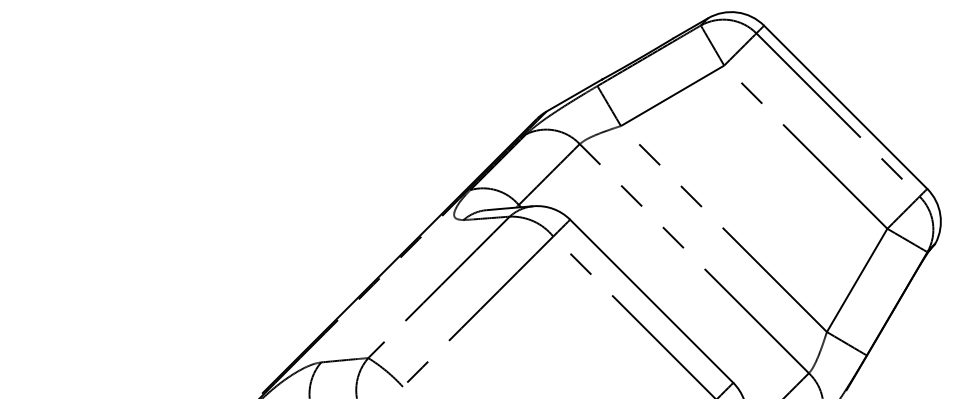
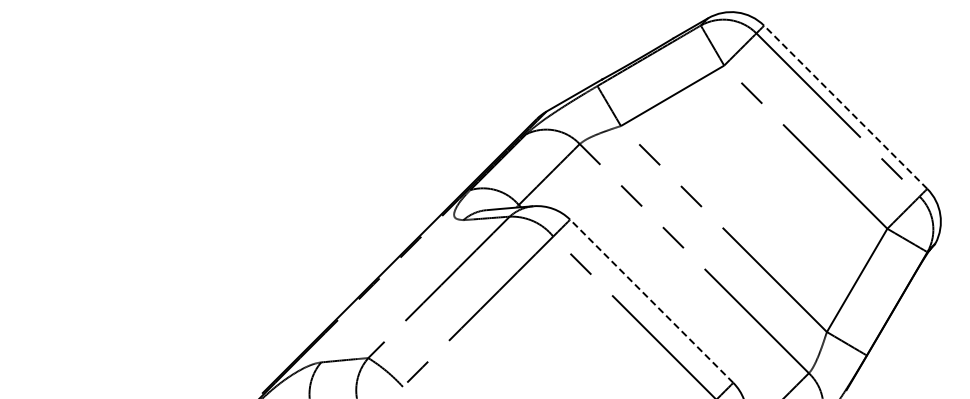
line: solid -> dashed (845, 106)
line: solid -> dashed (651, 300)
